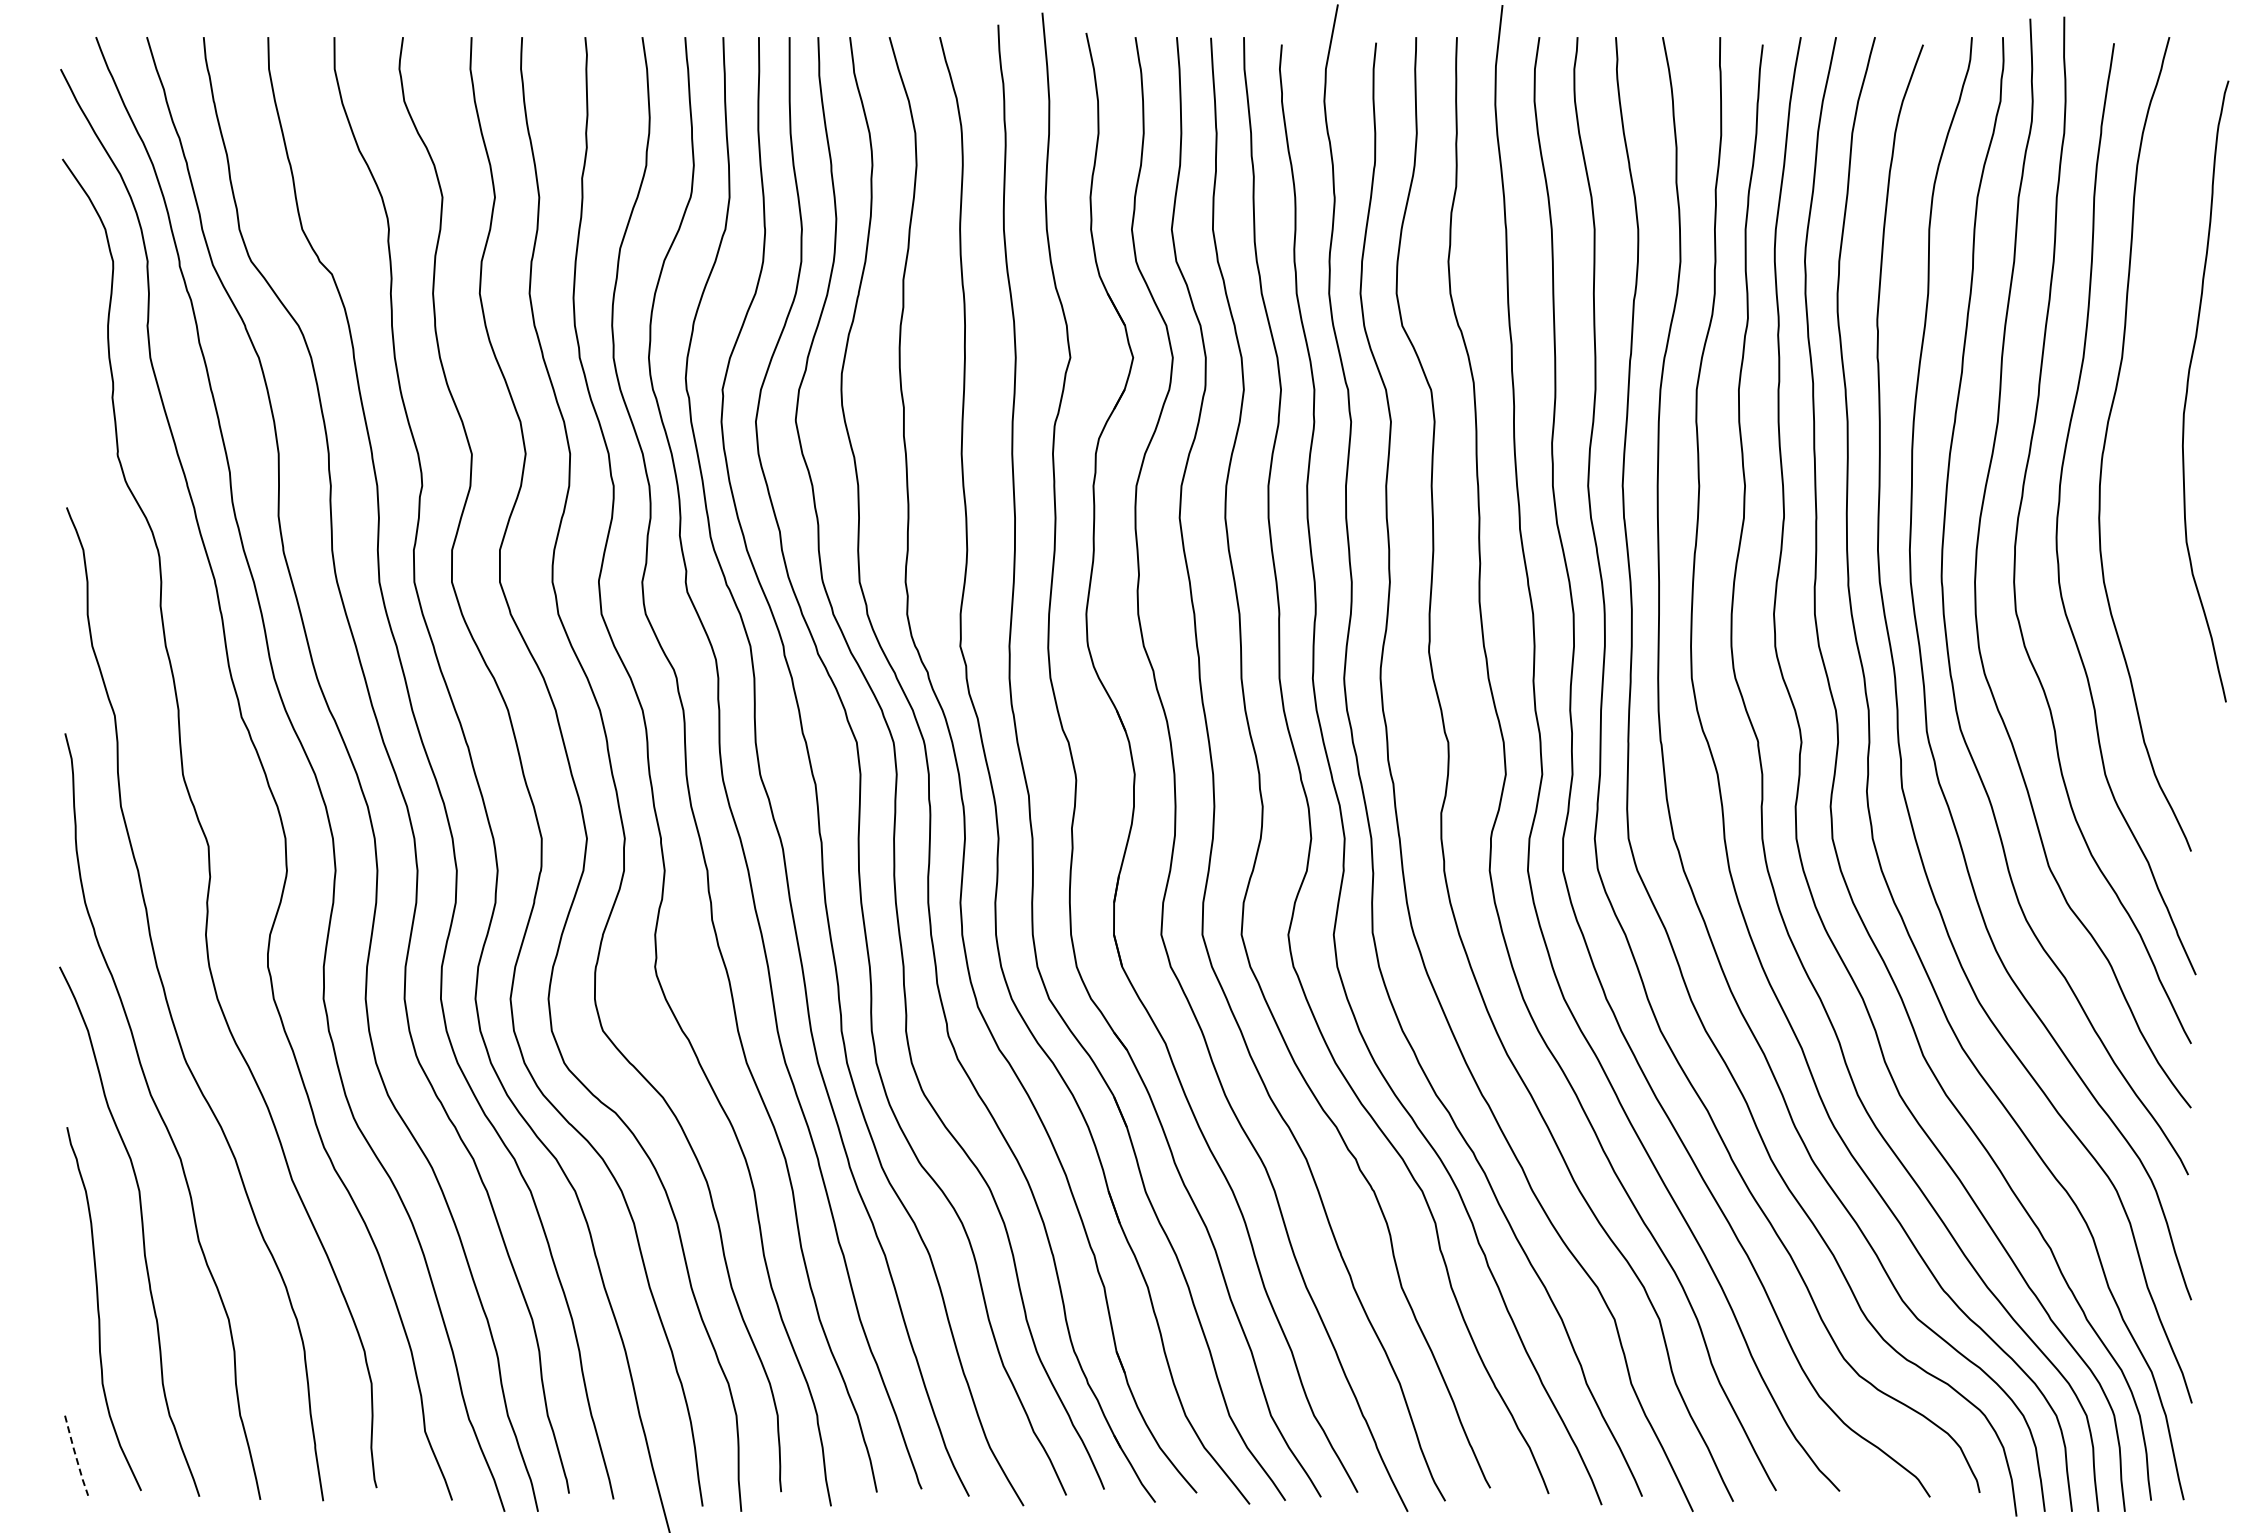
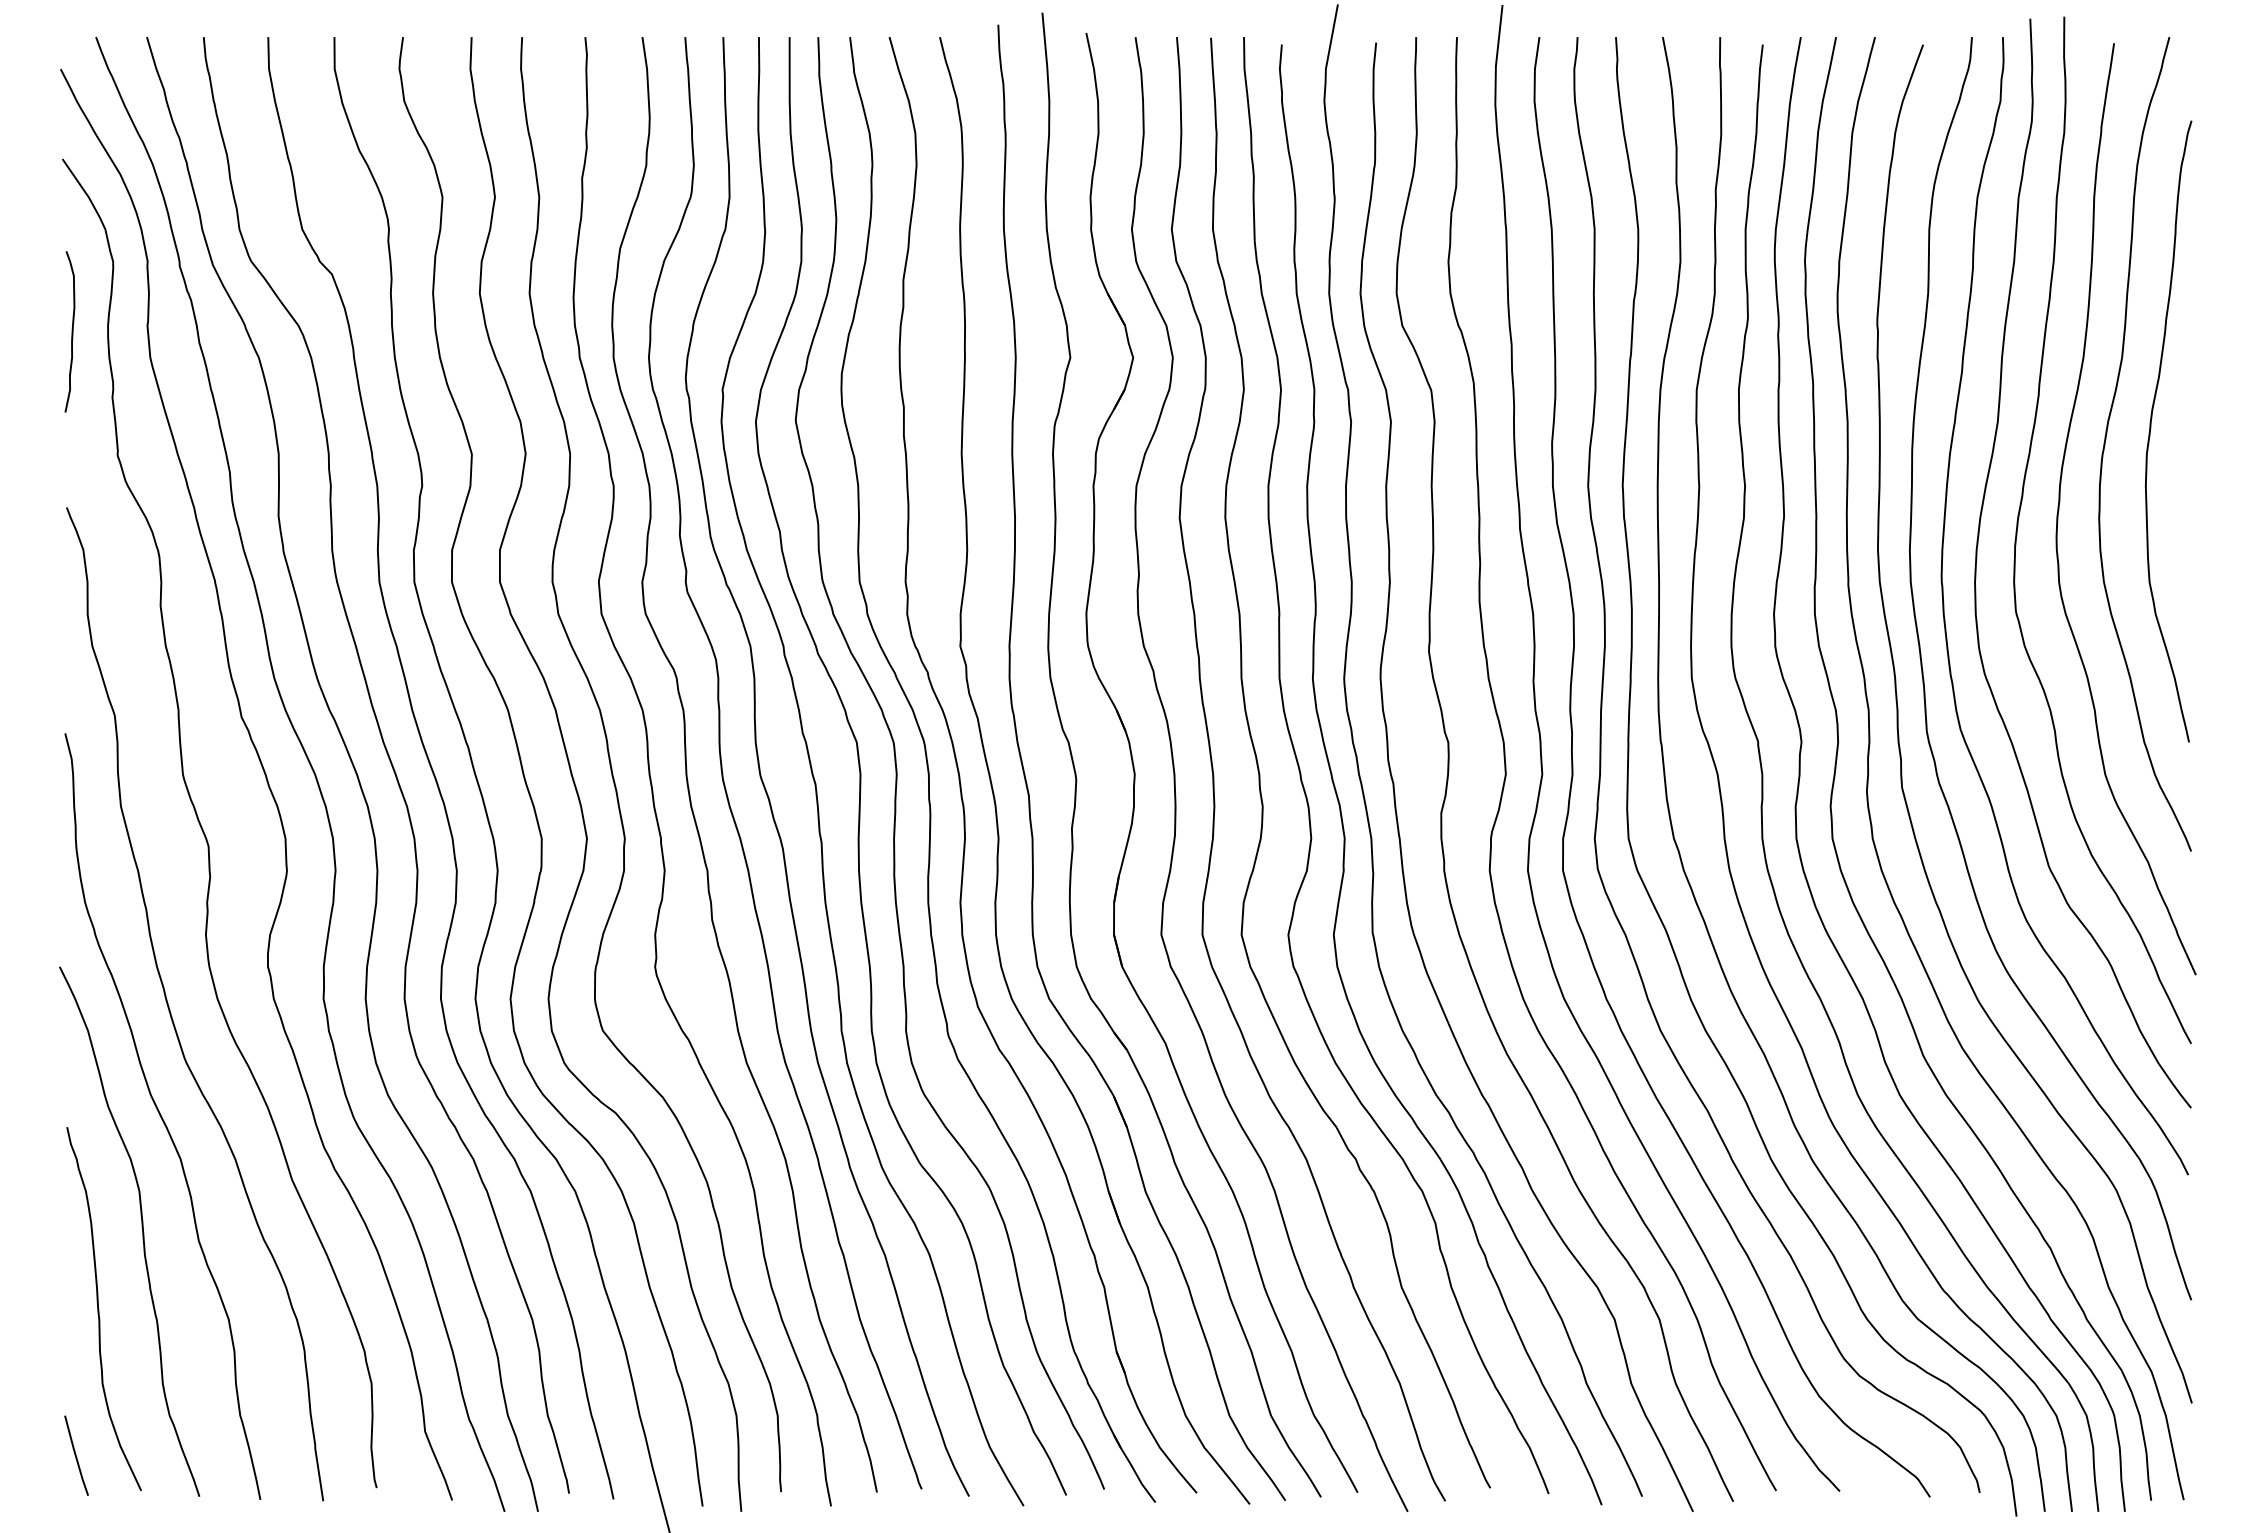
curve: none -> present (71, 331)
curve position: (2188, 388) -> (2151, 428) (2151, 428)
line: dashed -> solid (75, 1456)
